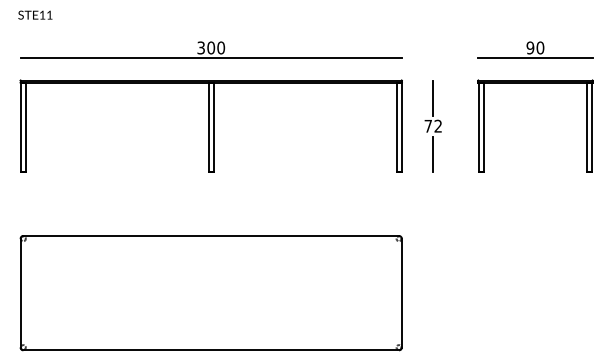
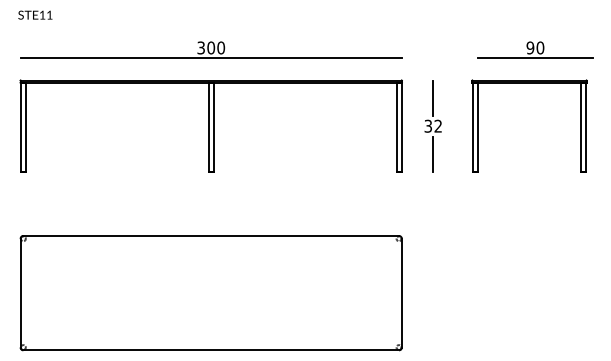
part position: (535, 83) -> (529, 83) (529, 83)
text: 72 -> 32 (427, 125)
